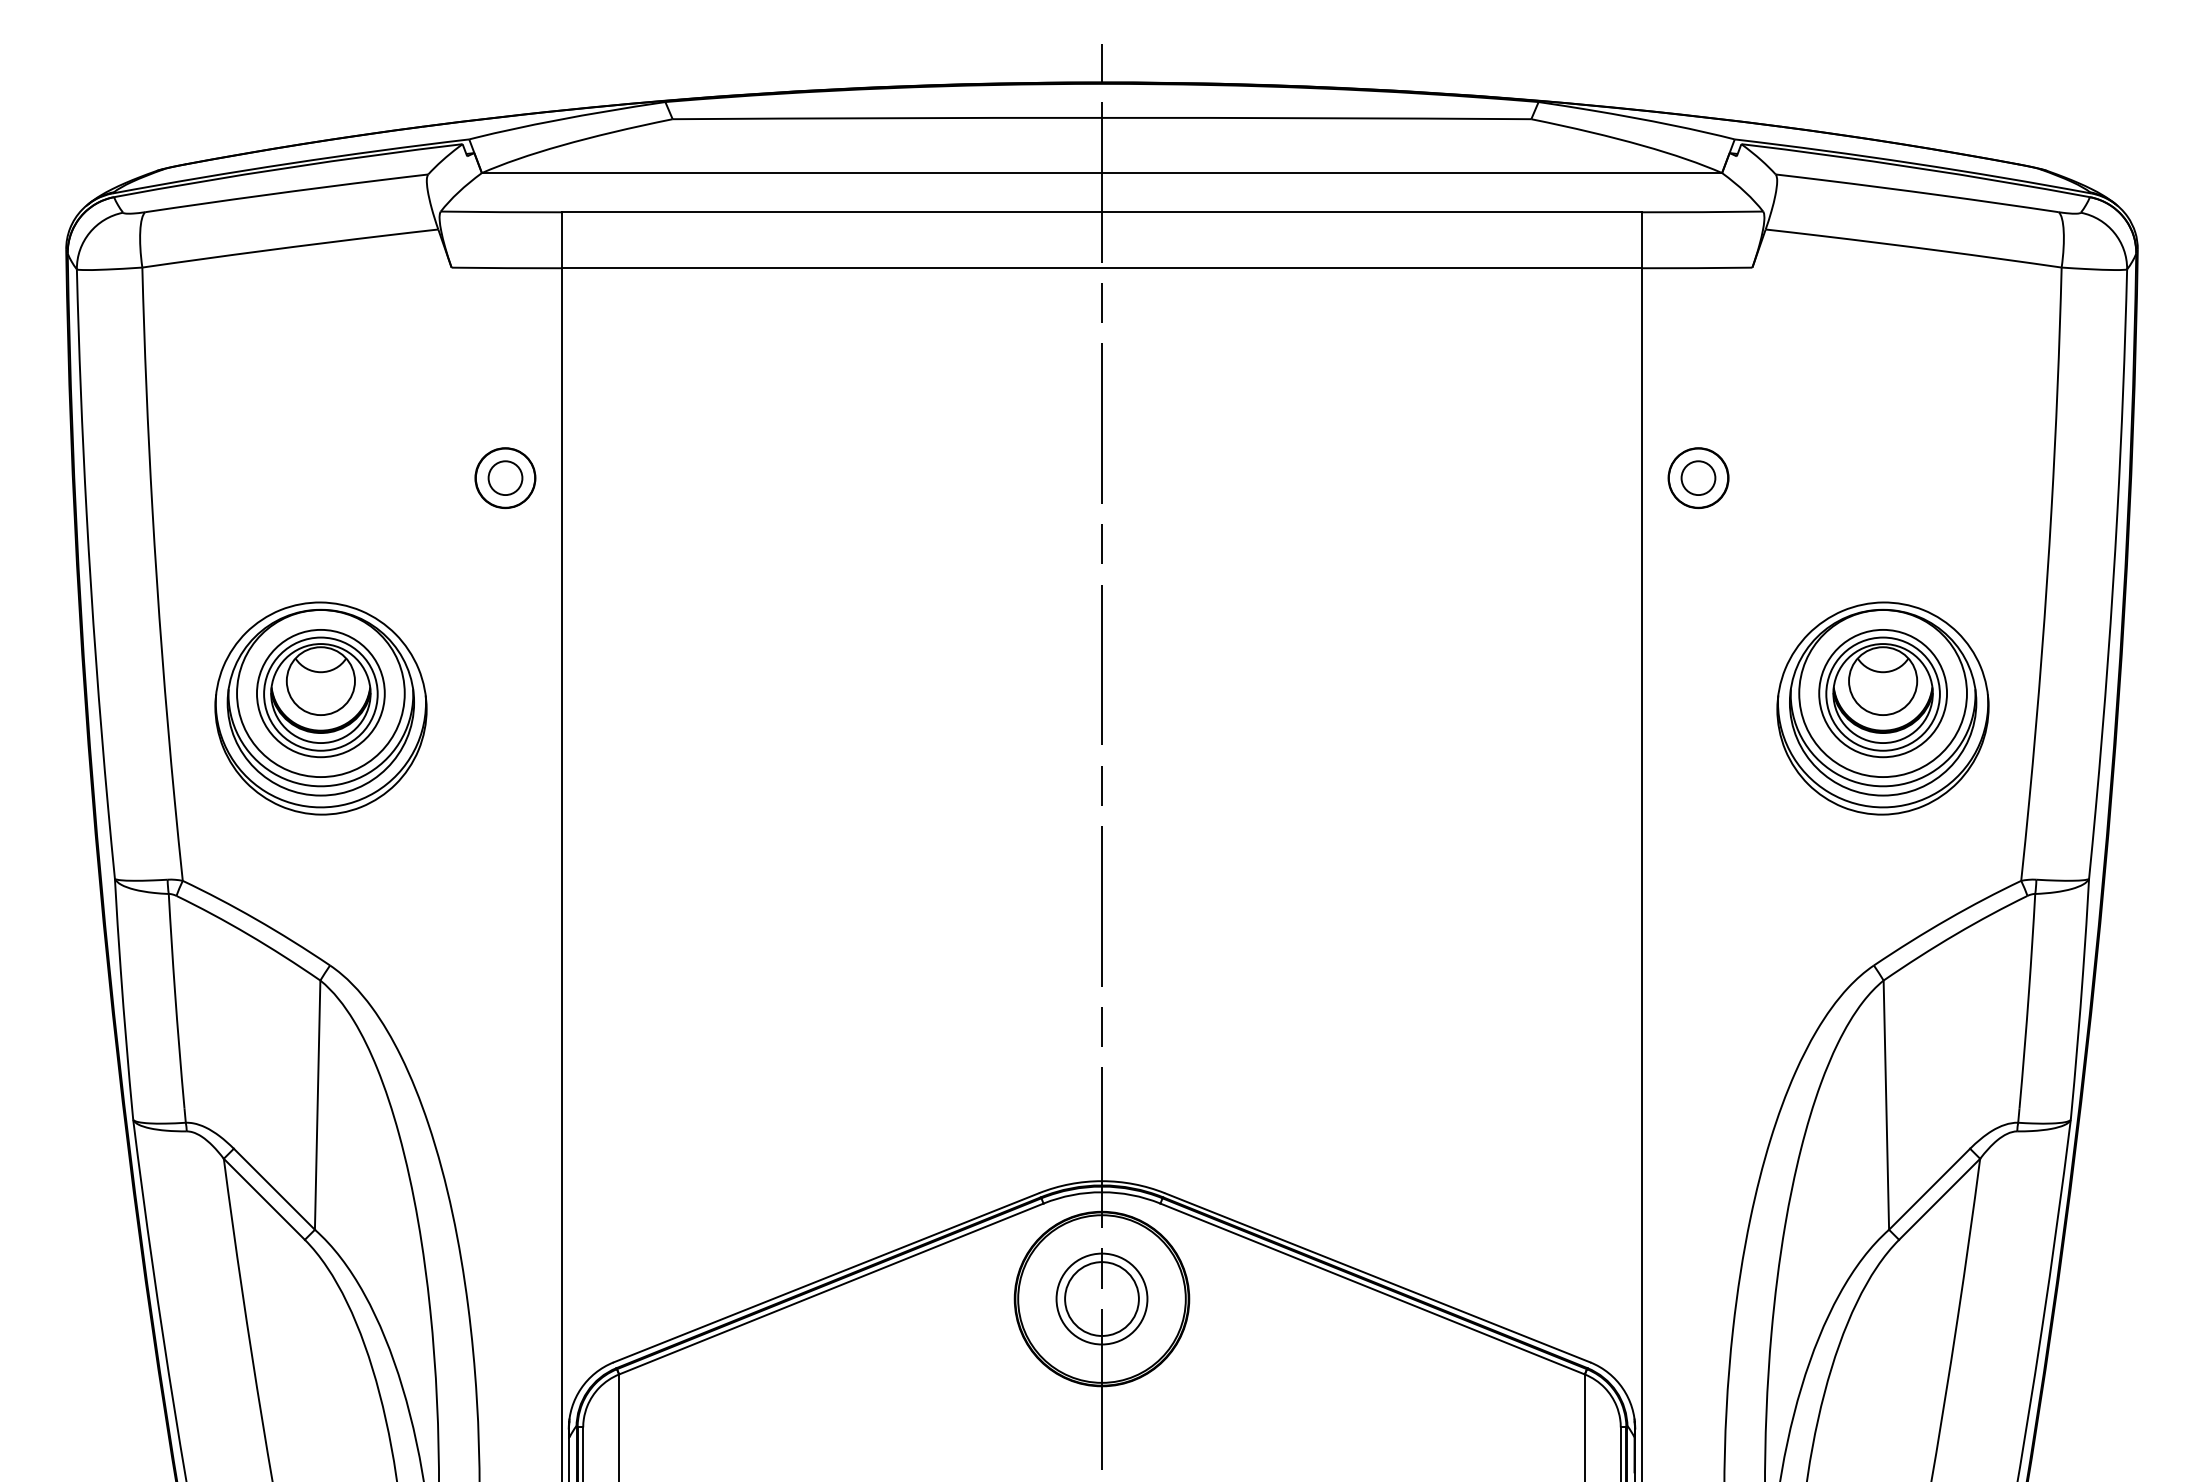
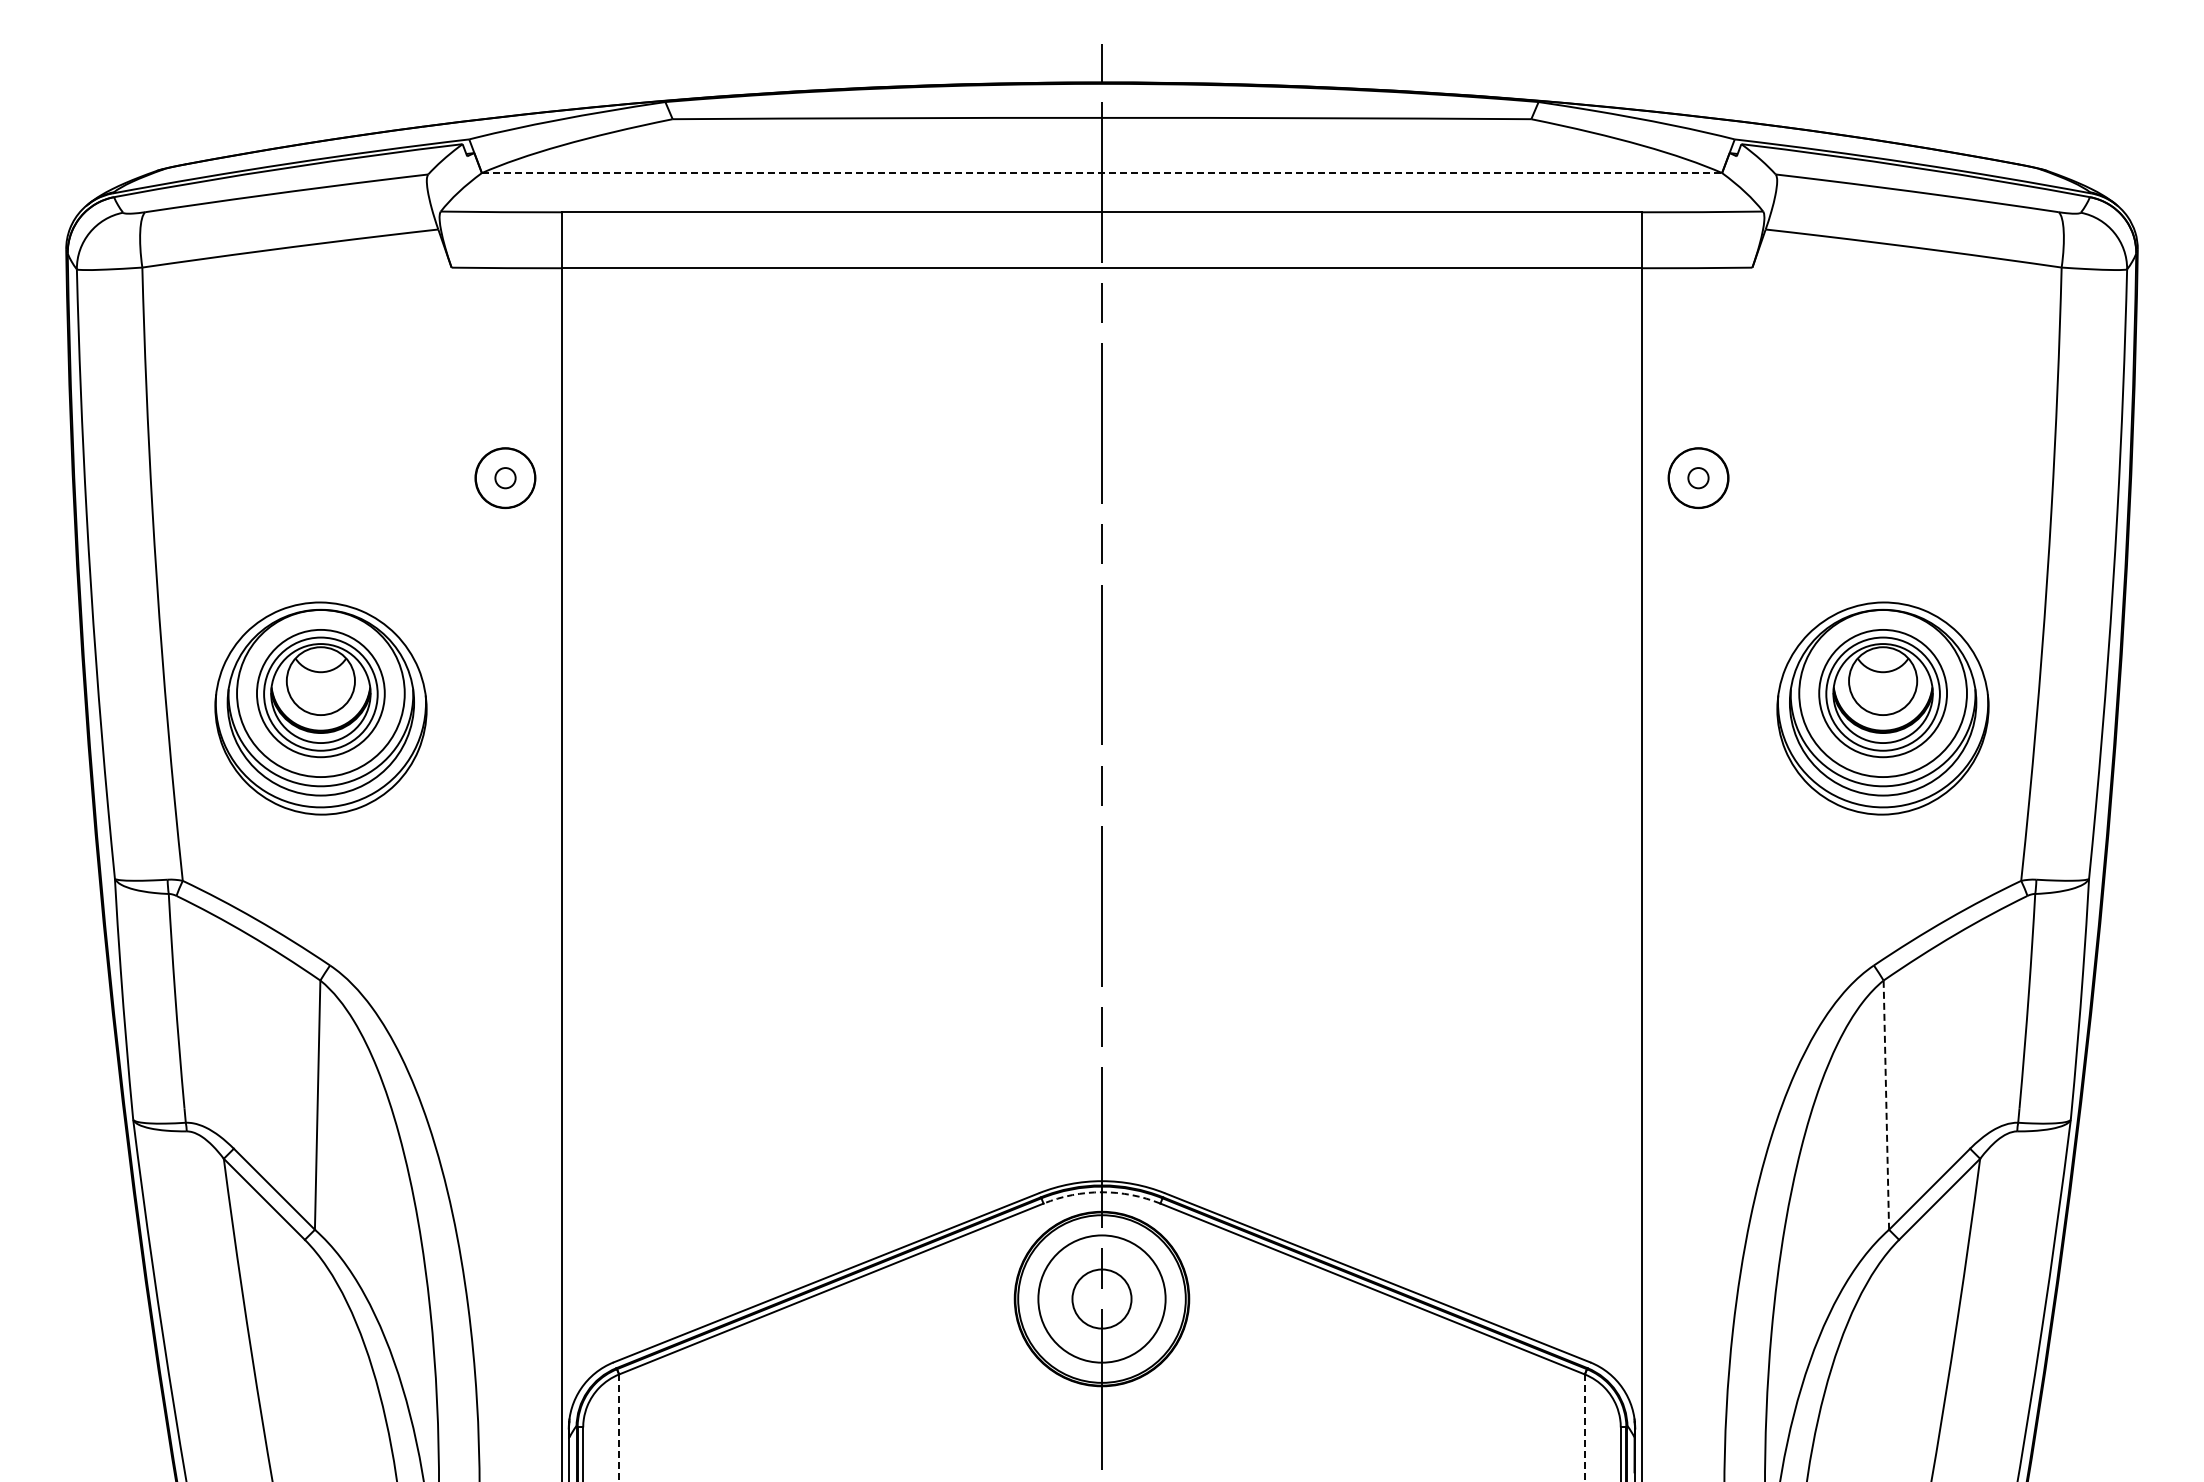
line: solid -> dashed (1102, 173)
circle diameter: 34 px -> 20 px (505, 478)
circle diameter: 34 px -> 20 px (1698, 478)
line: solid -> dashed (1886, 1105)
arc: solid -> dashed (1102, 1192)
circle diameter: 74 px -> 59 px (1101, 1298)
circle diameter: 91 px -> 127 px (1101, 1298)
line: solid -> dashed (619, 1428)
line: solid -> dashed (1584, 1428)
